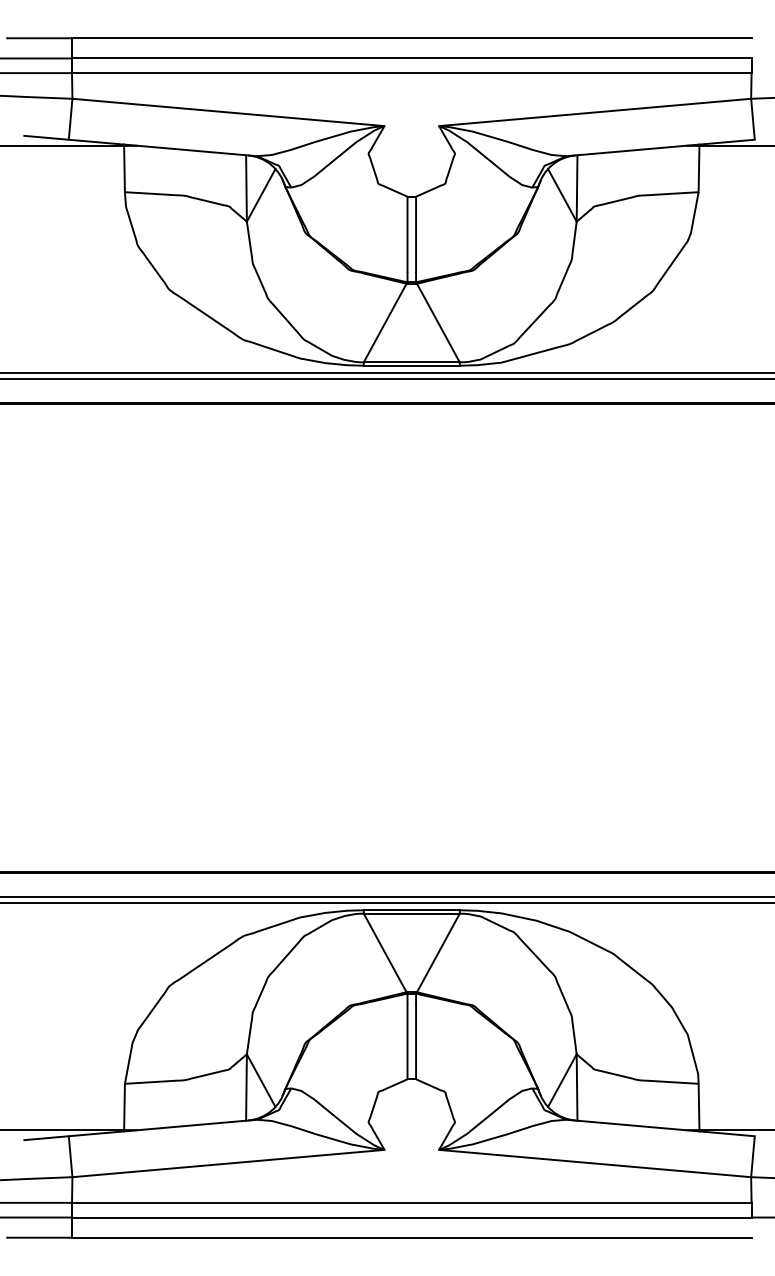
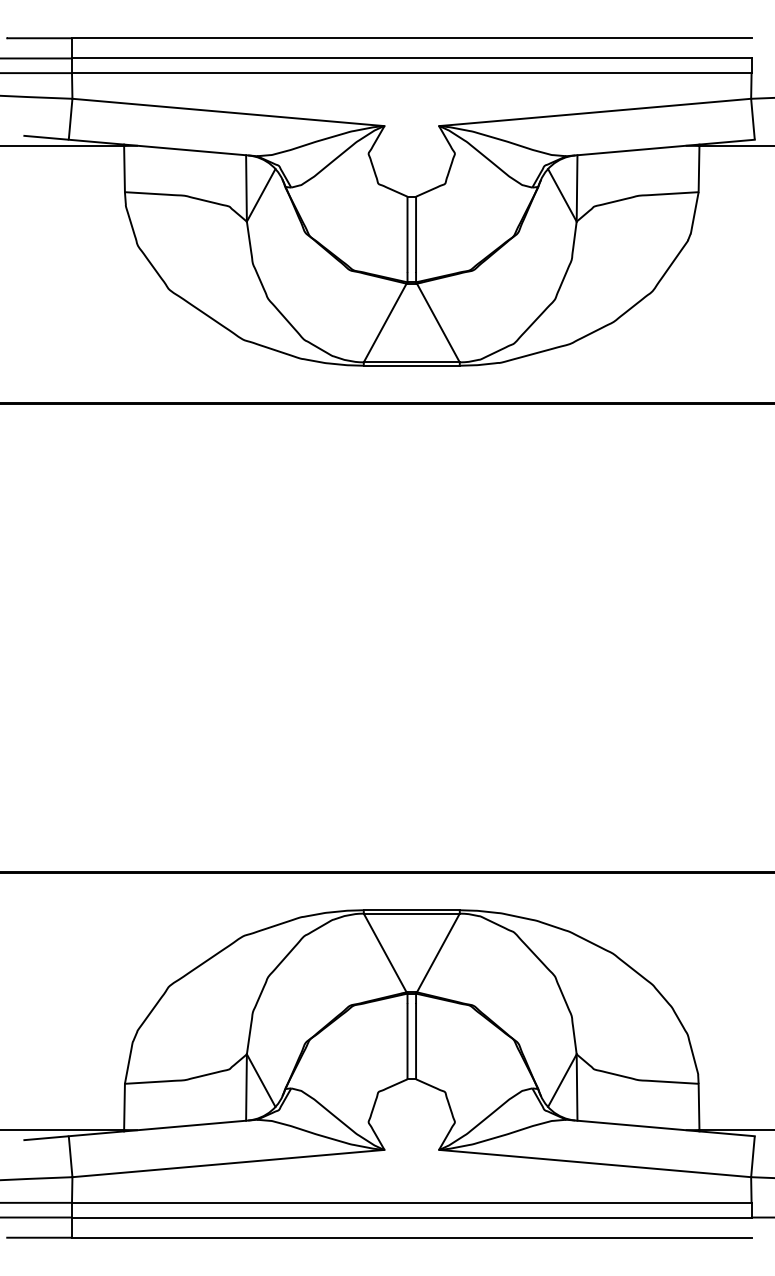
line: present -> none (386, 373)
line: present -> none (386, 378)
line: present -> none (386, 897)
line: present -> none (386, 902)
